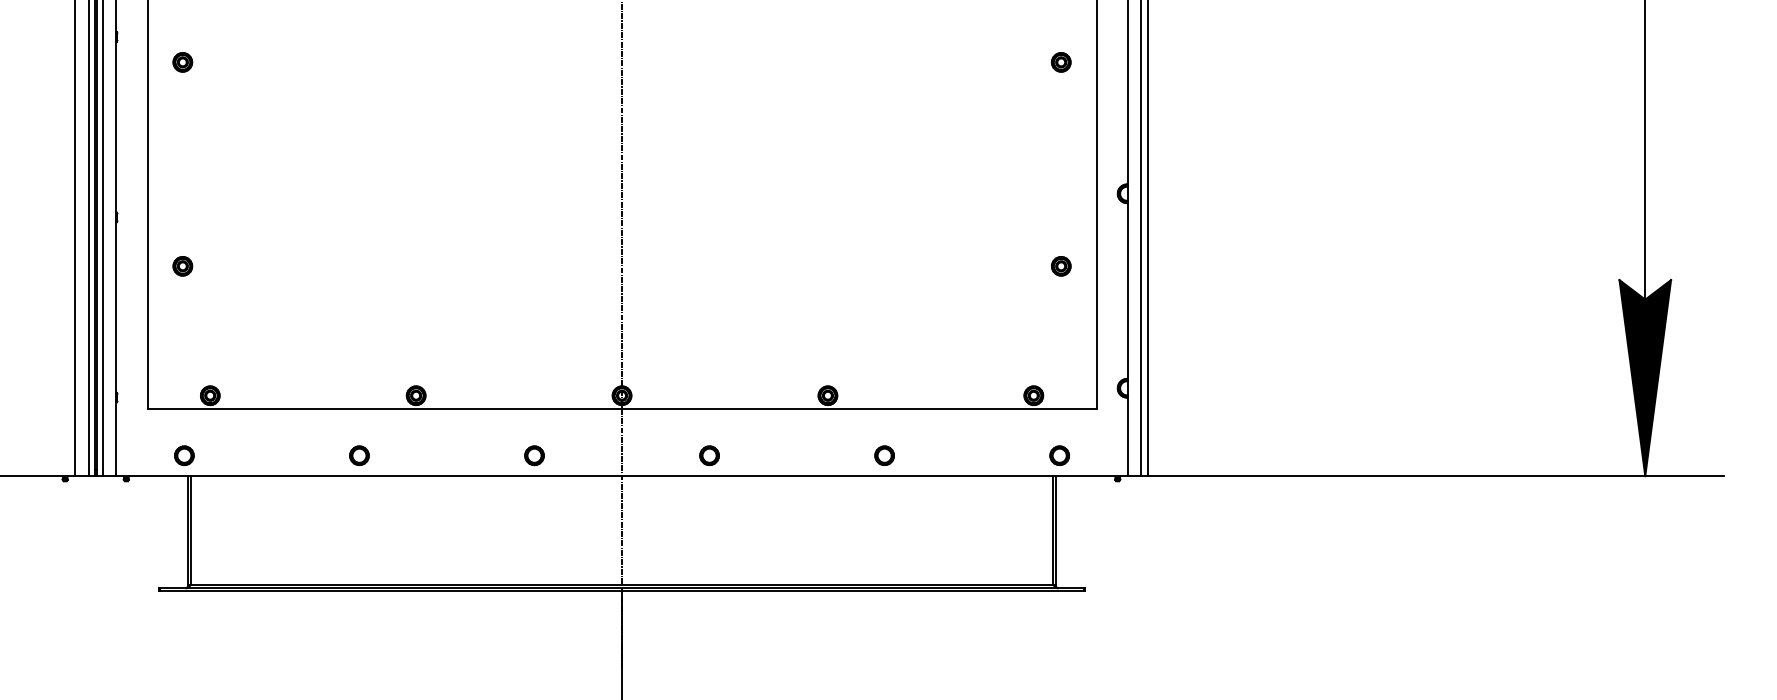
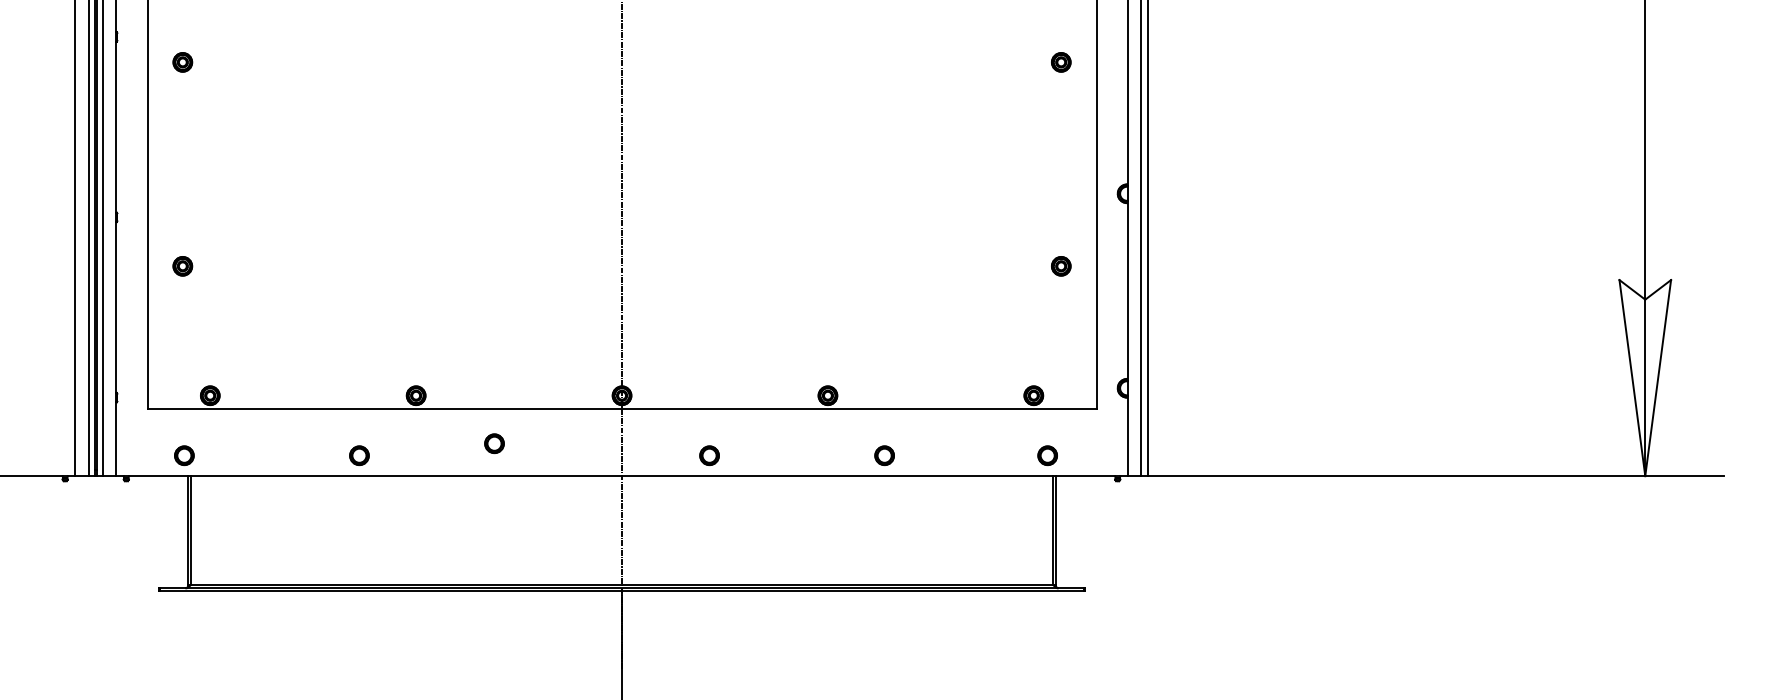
fill: present -> none (1645, 378)
part position: (534, 455) -> (494, 443) (494, 443)
part position: (1059, 455) -> (1047, 455) (1047, 455)
